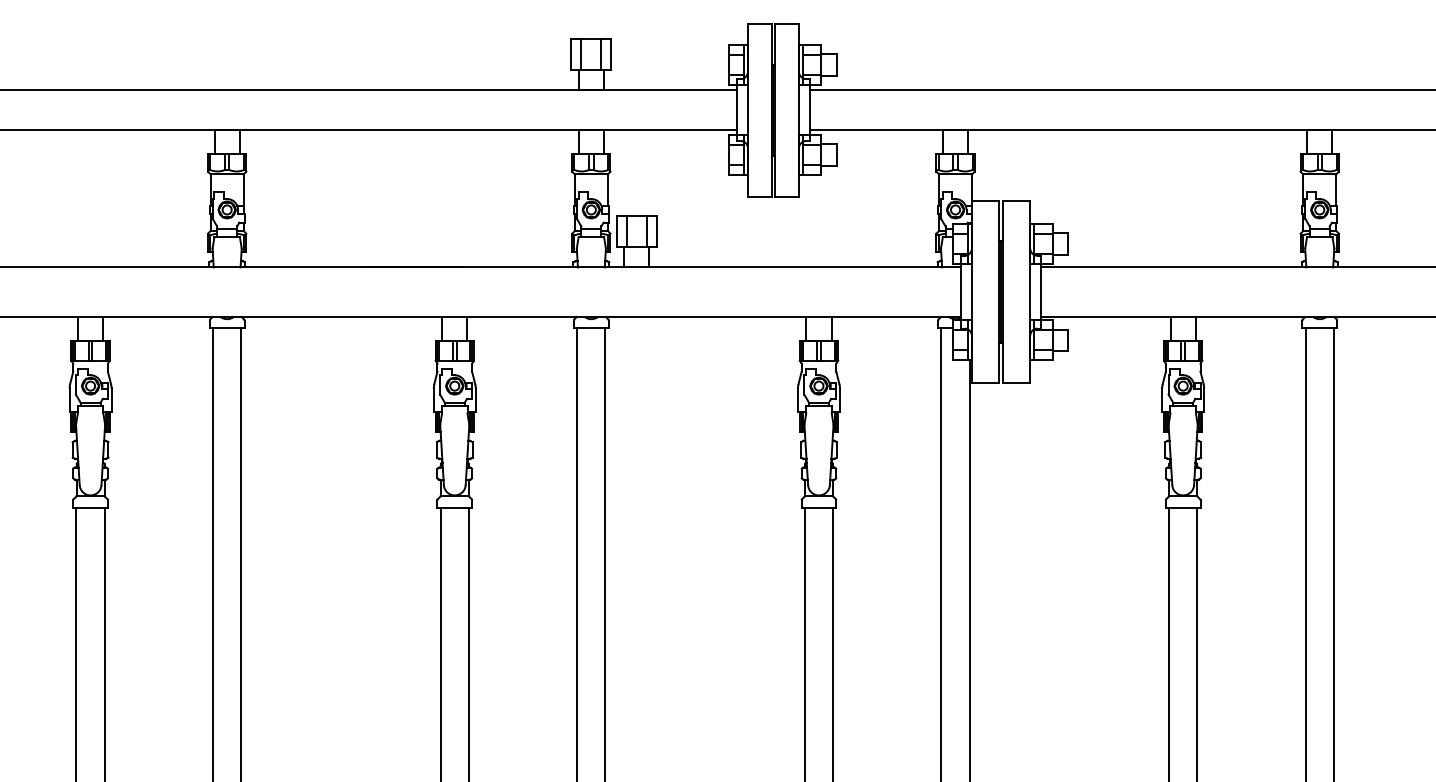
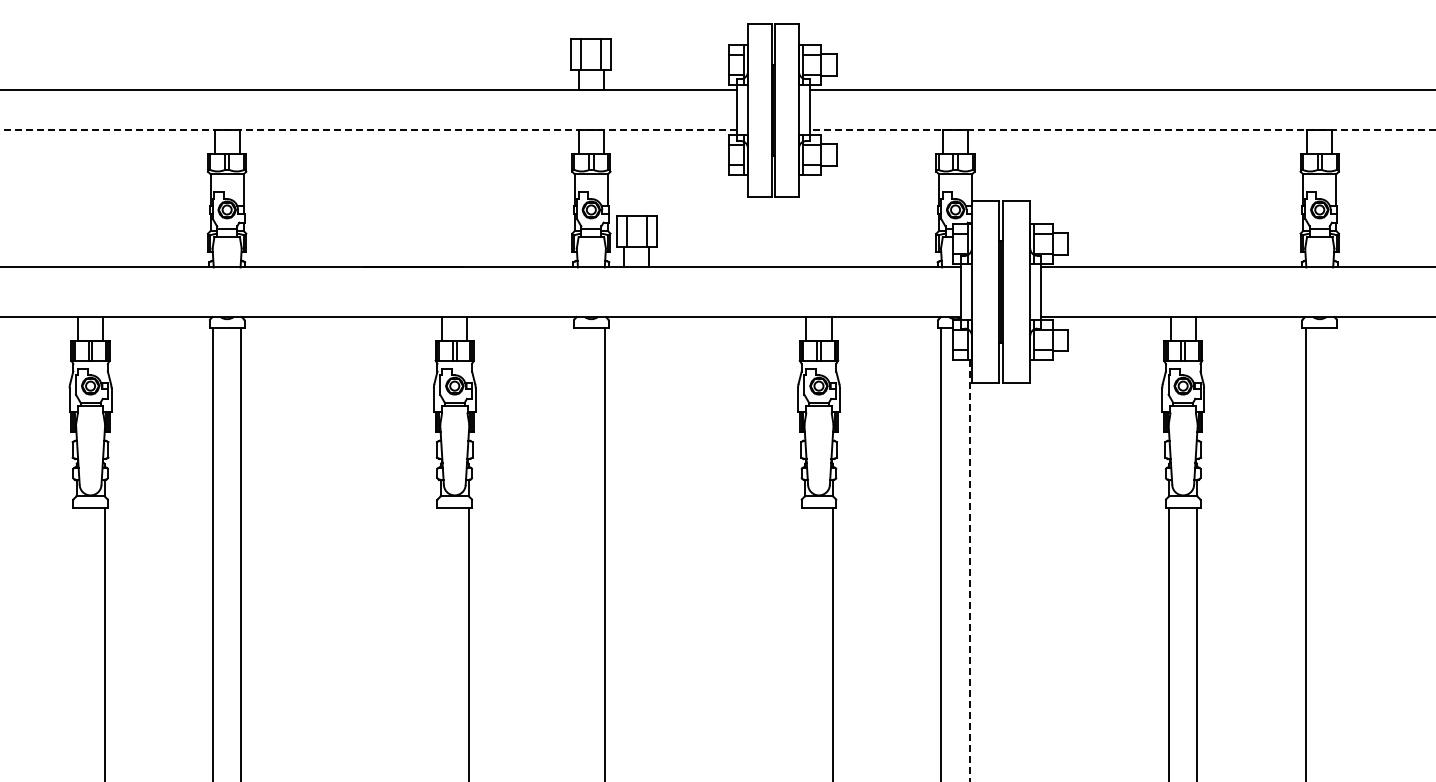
line: solid -> dashed (368, 129)
line: solid -> dashed (1122, 129)
line: present -> none (577, 553)
line: present -> none (1333, 553)
line: solid -> dashed (969, 571)
line: present -> none (76, 643)
line: present -> none (440, 643)
line: present -> none (804, 643)
